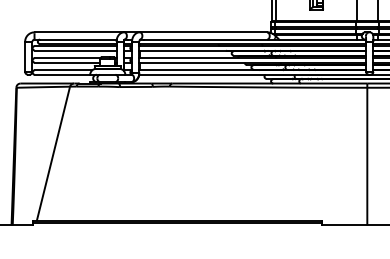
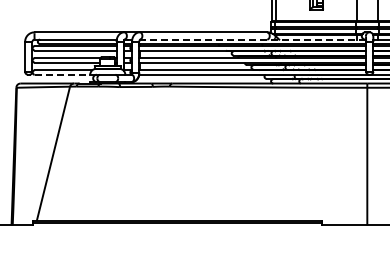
line: solid -> dashed (254, 39)
line: solid -> dashed (62, 74)
